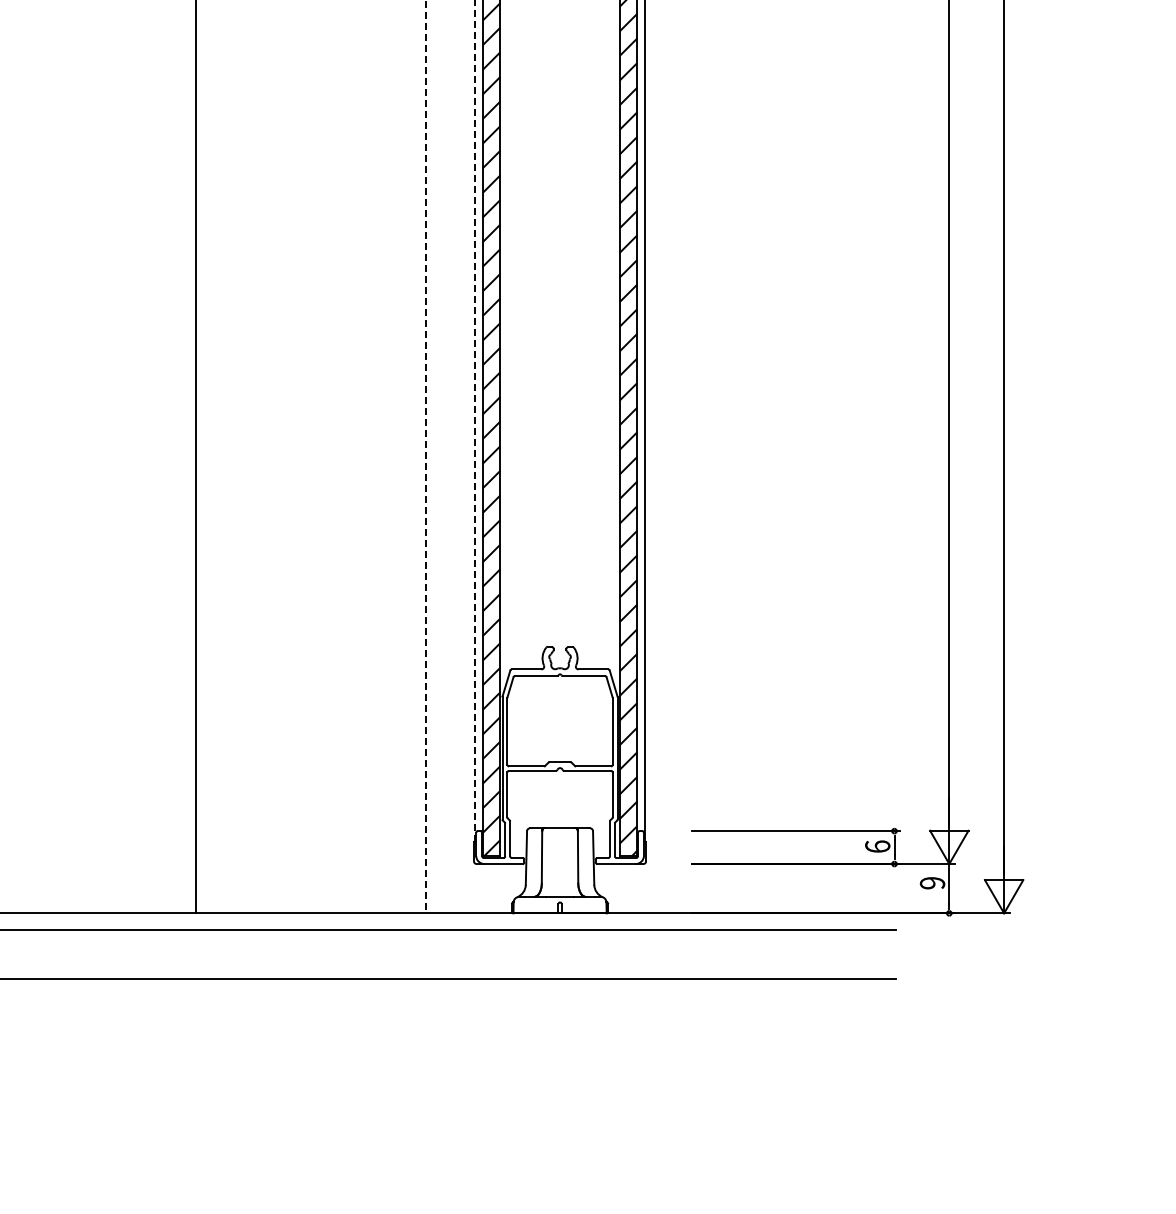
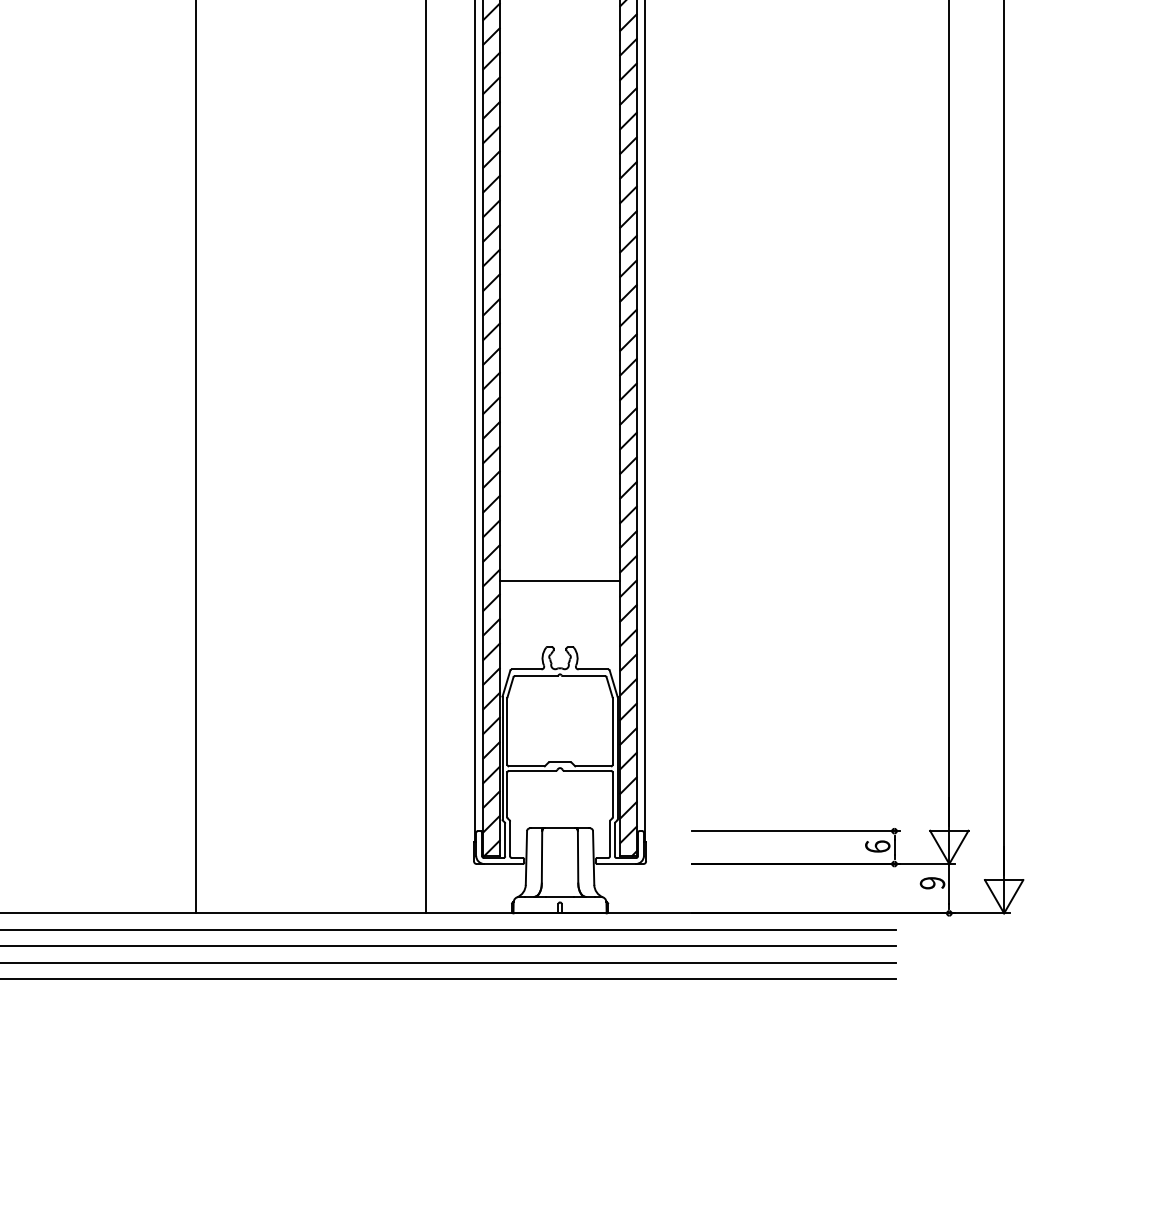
line: dashed -> solid (475, 421)
line: dashed -> solid (425, 456)
line: none -> present (559, 581)
line: none -> present (449, 946)
line: none -> present (449, 962)
